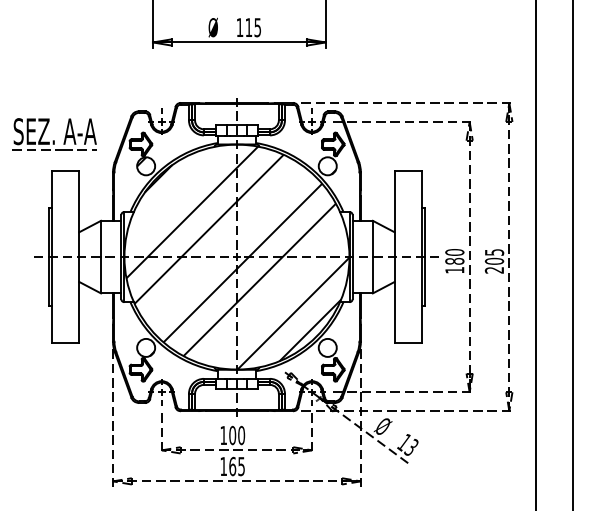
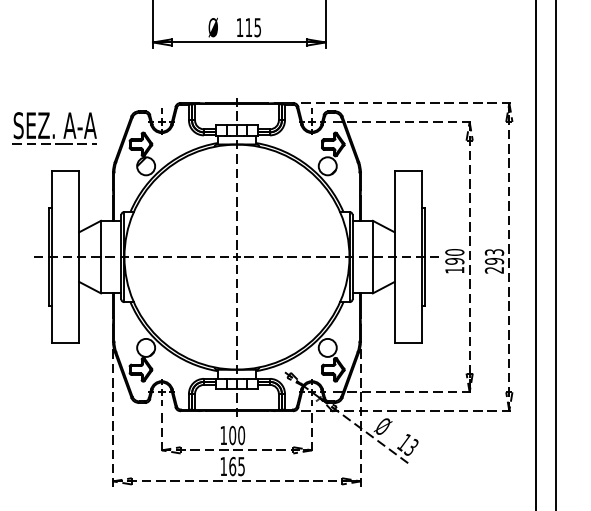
part position: (54, 134) -> (54, 128) (54, 128)
line position: (573, 254) -> (556, 254) (556, 254)
text: 205 -> 293 (494, 256)
hatch: present -> none (237, 257)
text: 180 -> 190 (454, 260)
